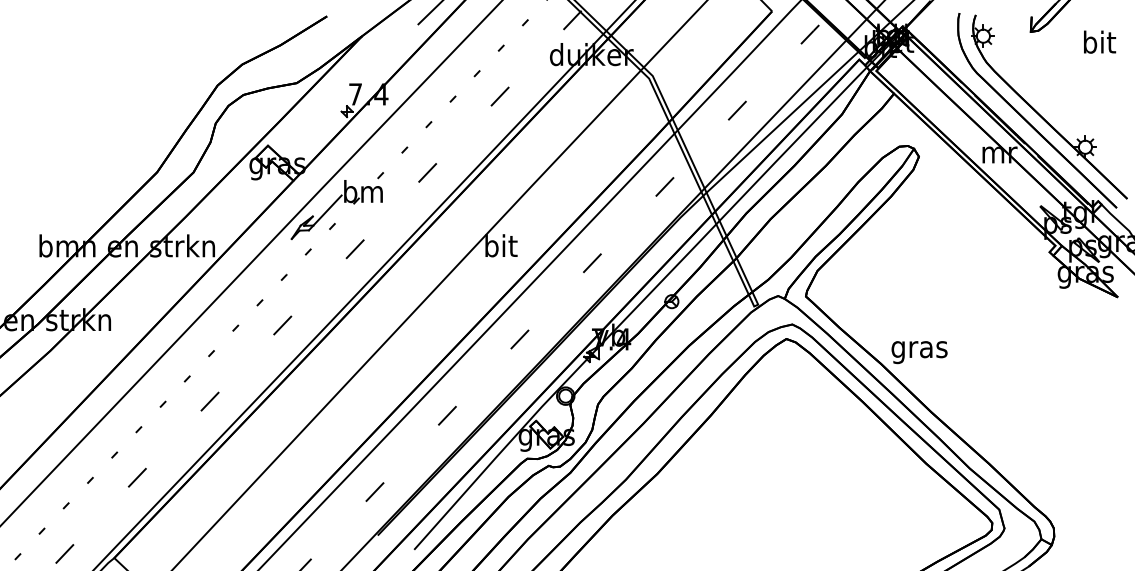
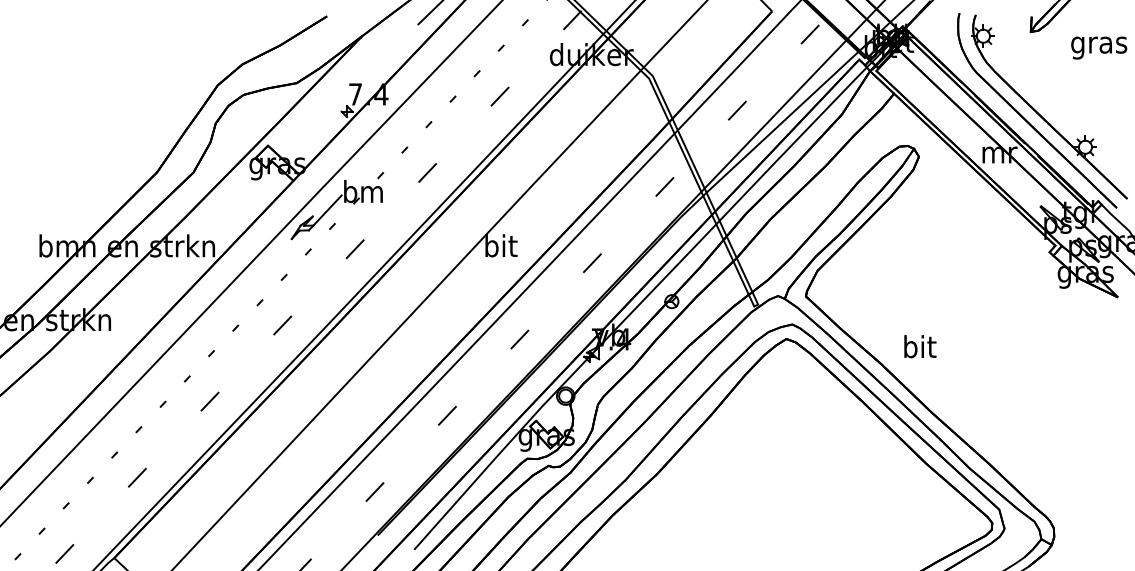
text: bit -> gras (1099, 44)
text: gras -> bit (919, 349)
